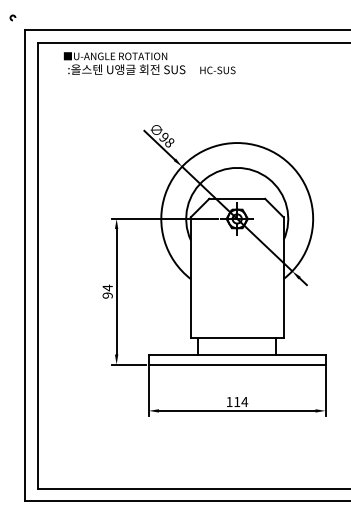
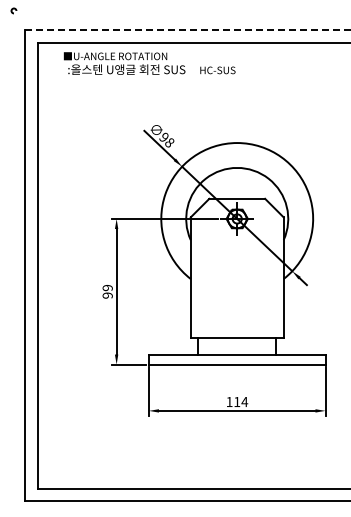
arc position: (12, 16) -> (13, 9) (13, 9)
line: solid -> dashed (188, 30)
text: 94 -> 99 (107, 287)
